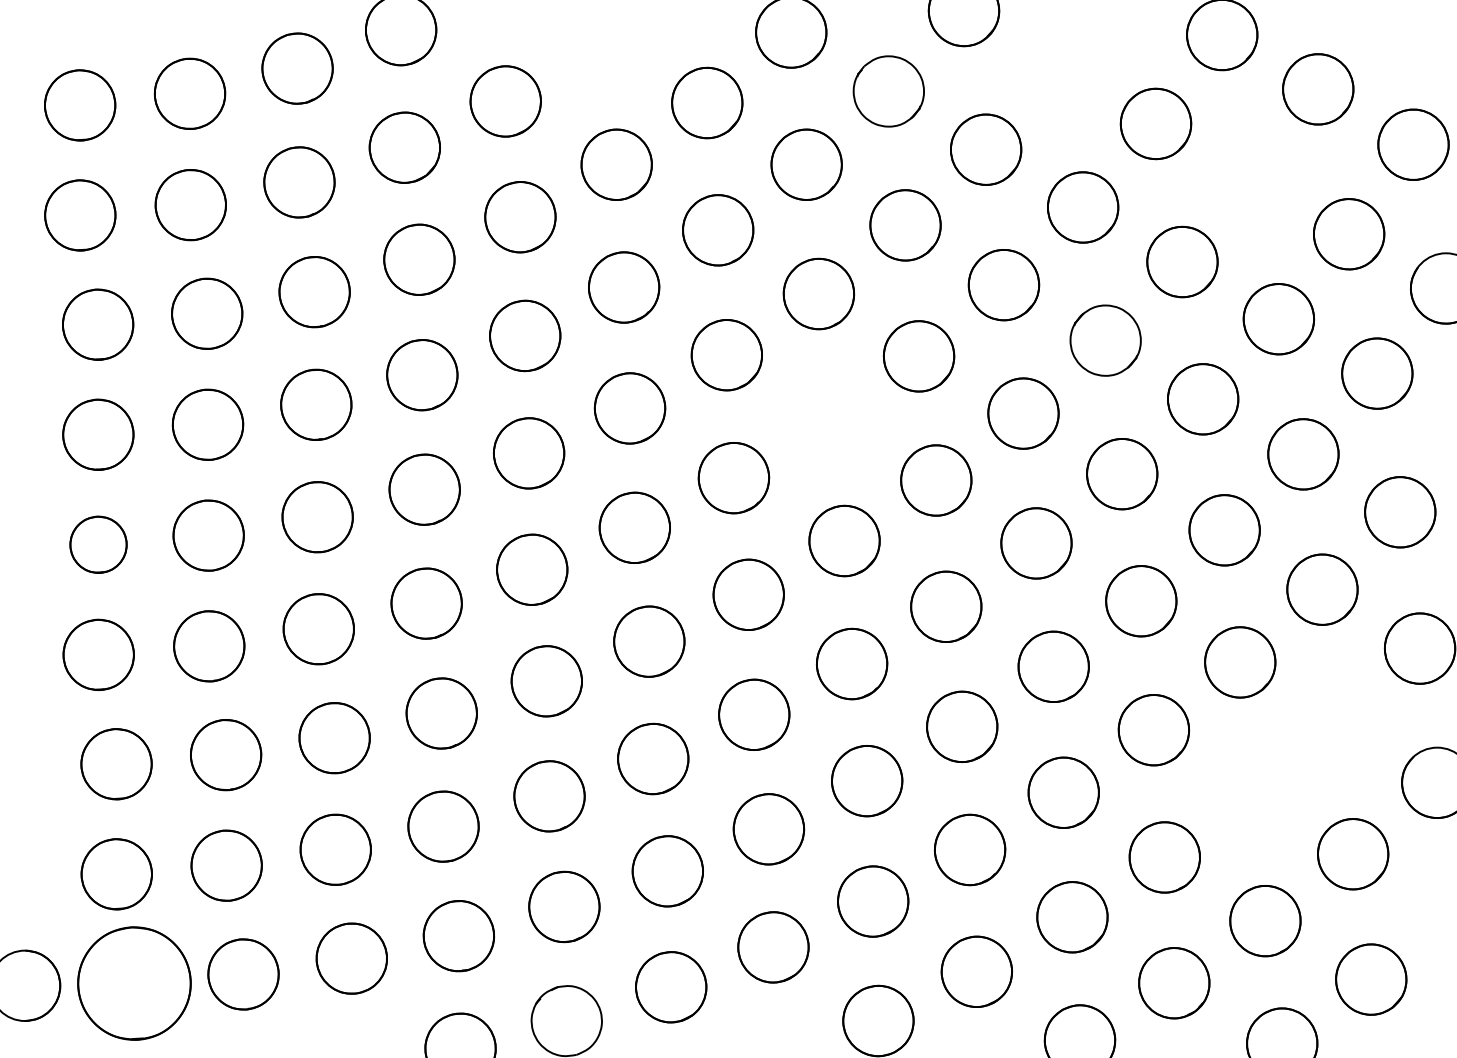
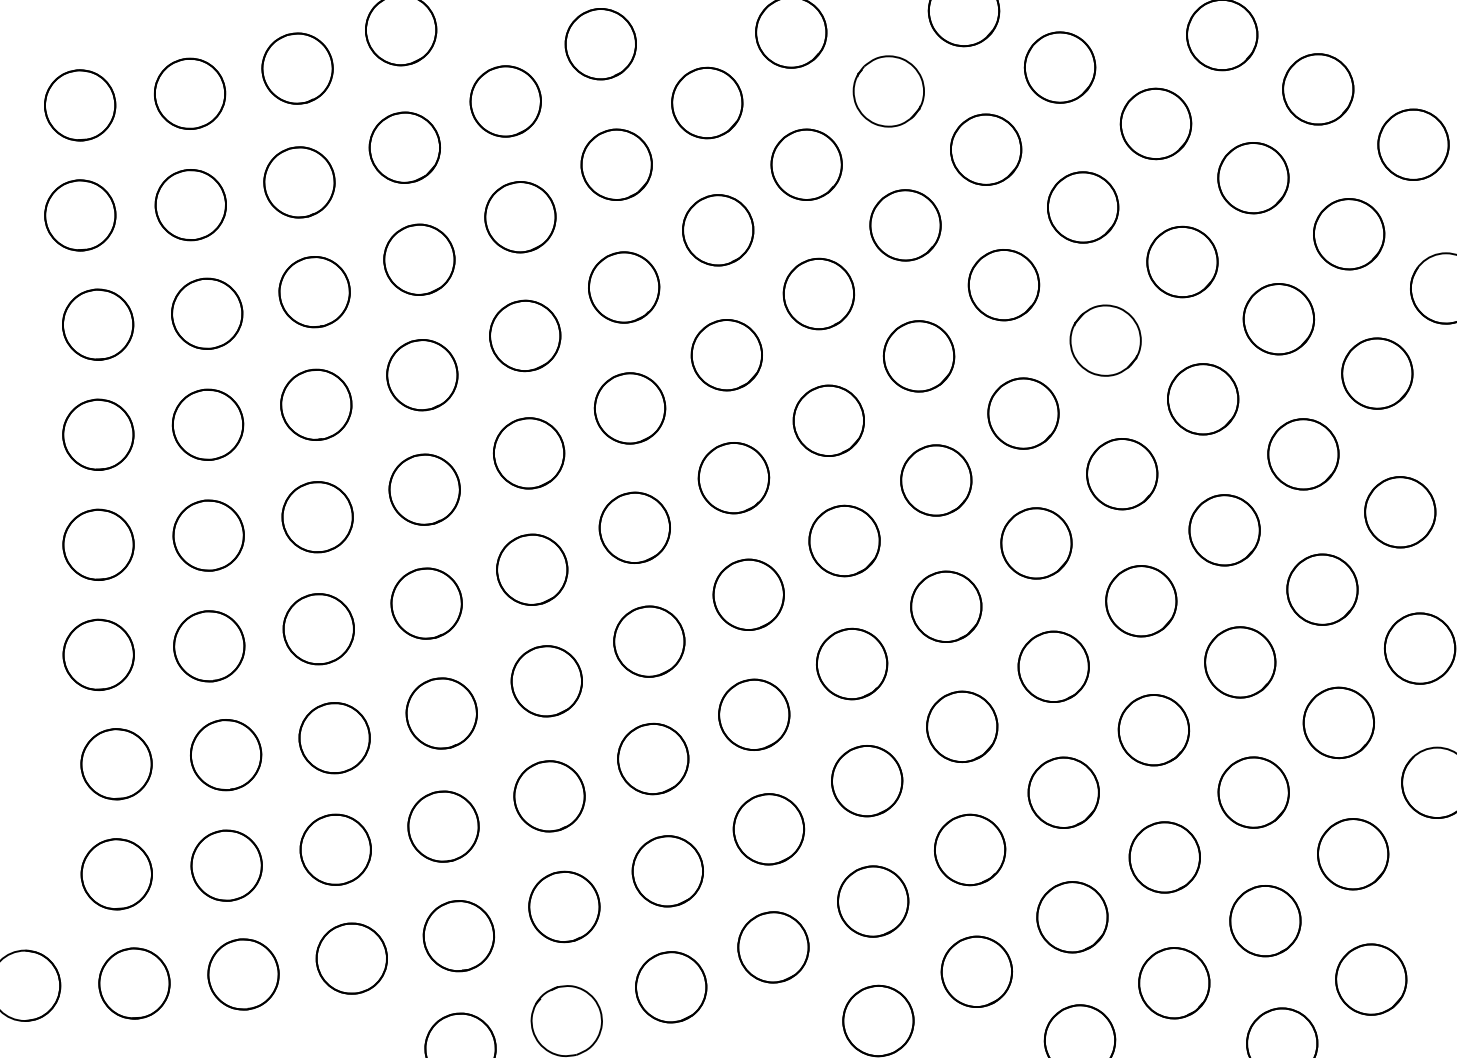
circle: none -> present (600, 44)
part: none -> present (1059, 67)
circle: none -> present (1253, 178)
circle: none -> present (828, 420)
circle size: 59x59 px -> 73x73 px (98, 544)
part: none -> present (1338, 722)
circle: none -> present (1253, 792)
circle size: 115x115 px -> 73x73 px (134, 983)
